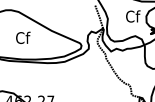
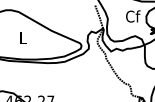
text: Cf -> L (23, 37)
